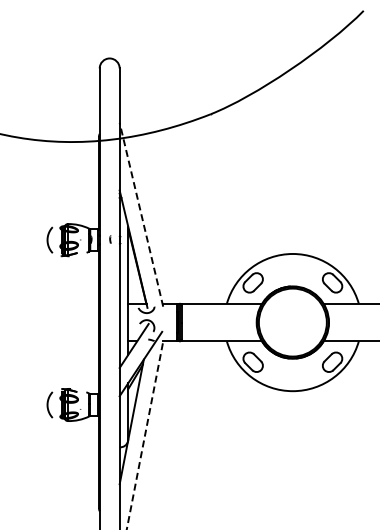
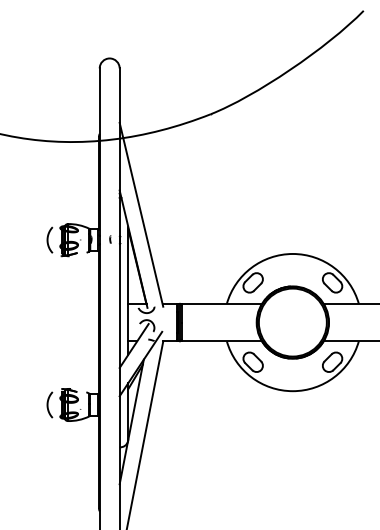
line: dashed -> solid (141, 214)
line: dashed -> solid (145, 435)
